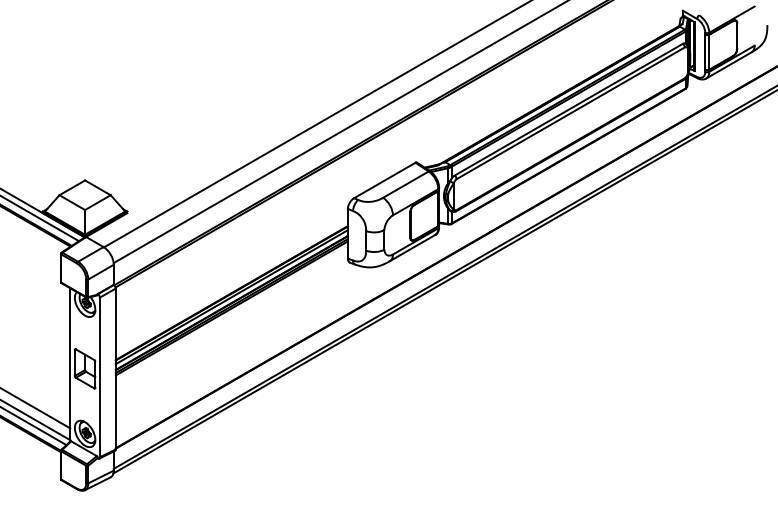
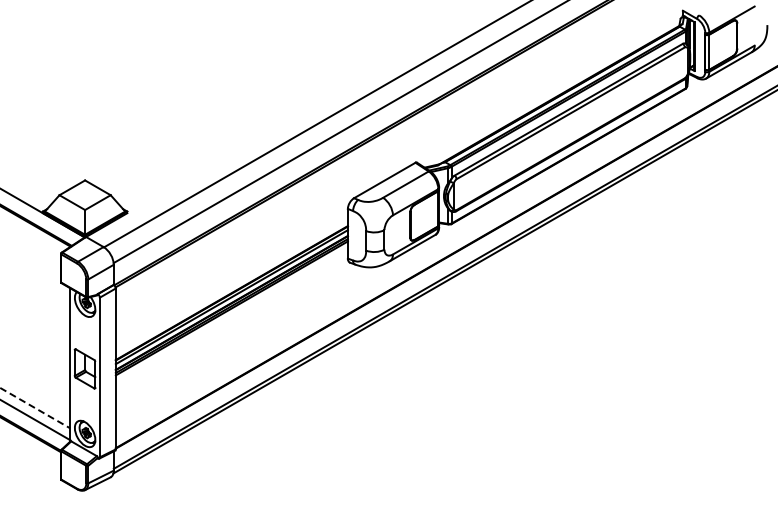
line: present -> none (40, 219)
line: solid -> dashed (35, 408)
line: present -> none (34, 426)
